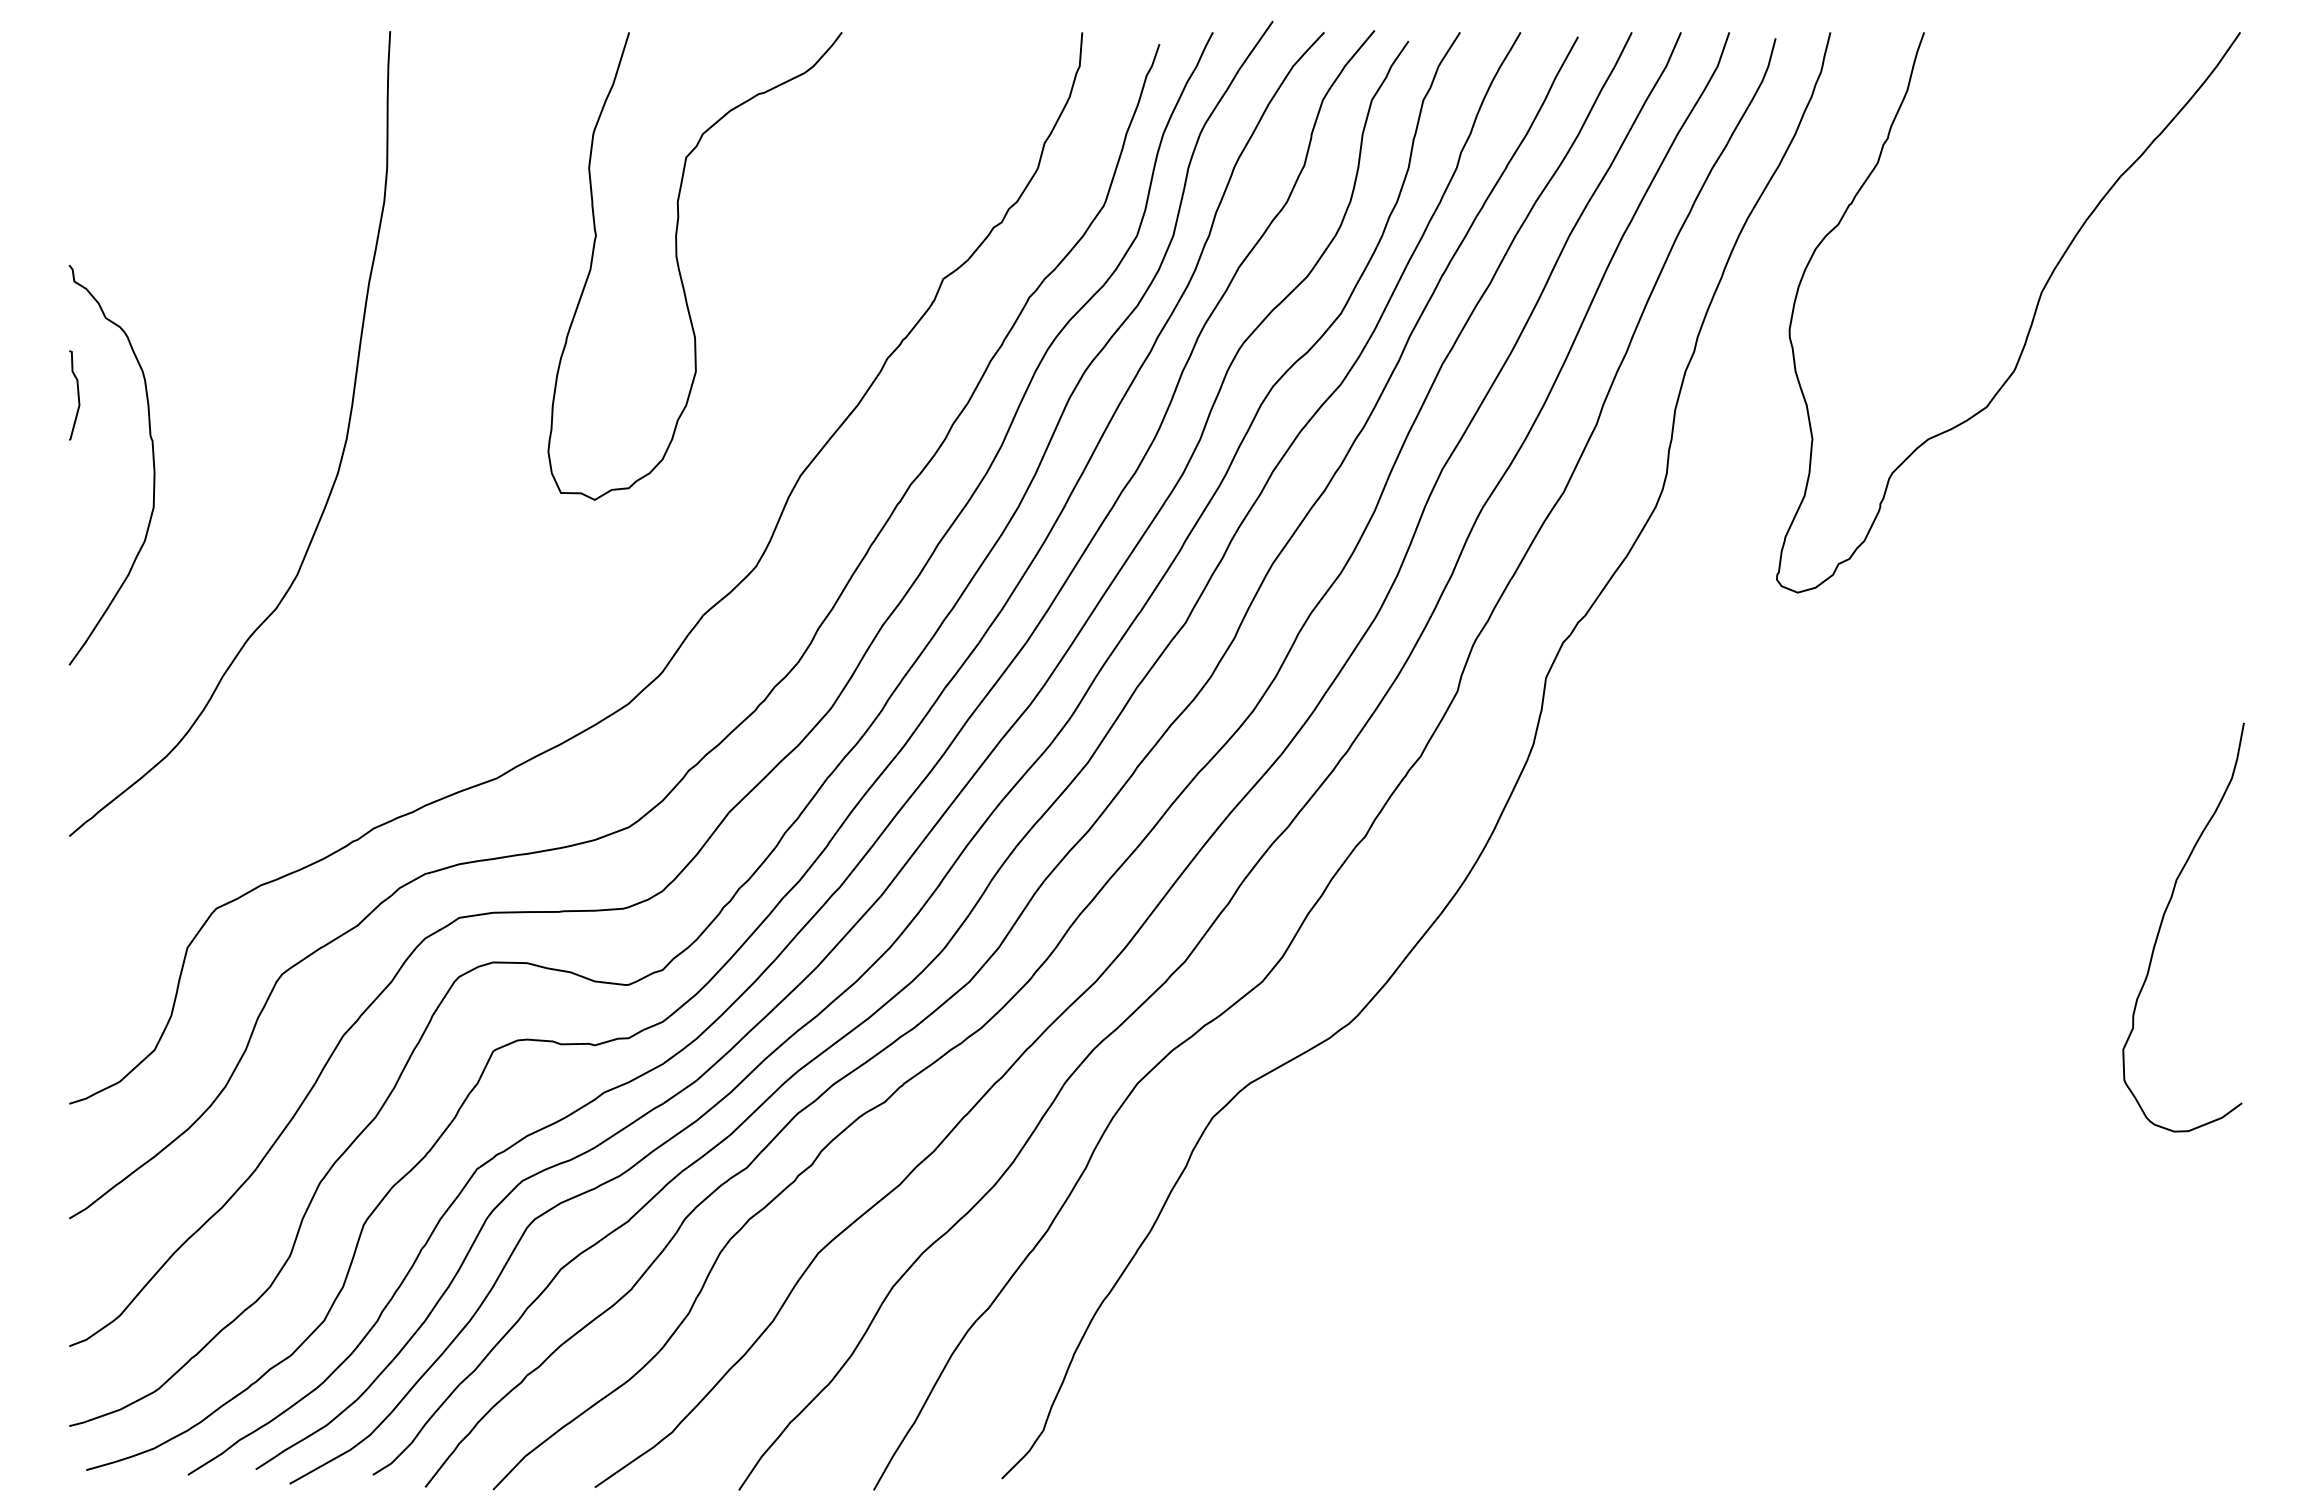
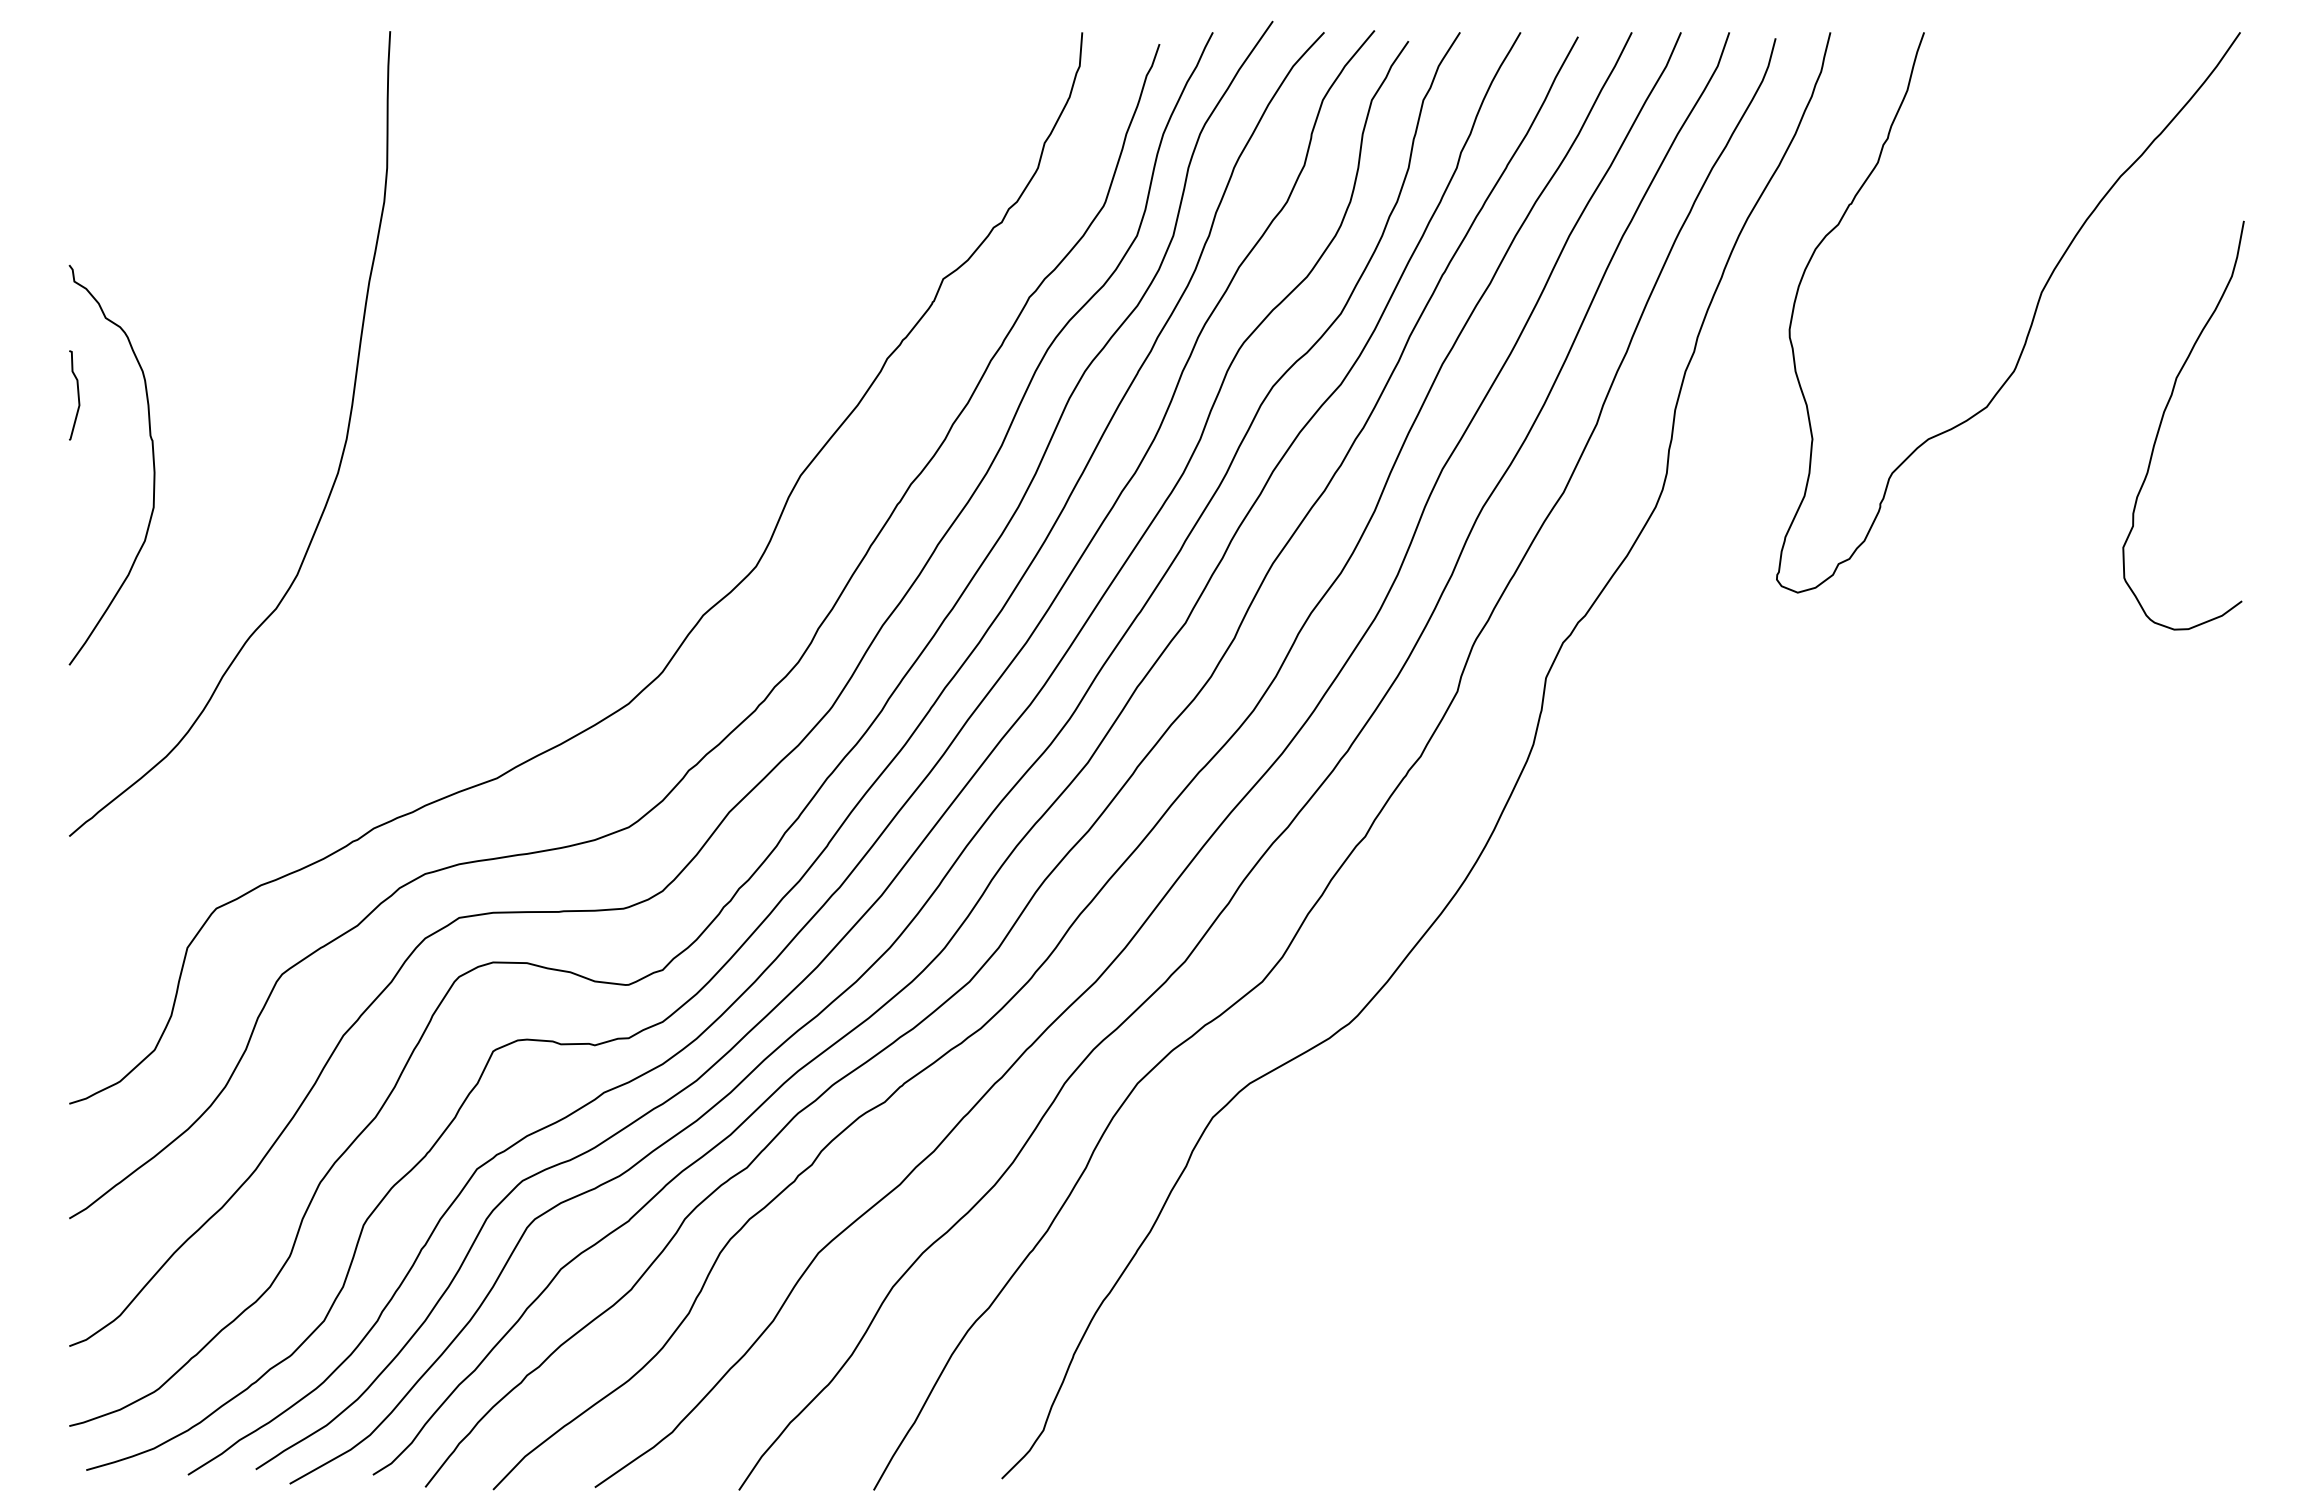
curve: present -> none (680, 270)
curve position: (2163, 920) -> (2163, 418) (2163, 418)
